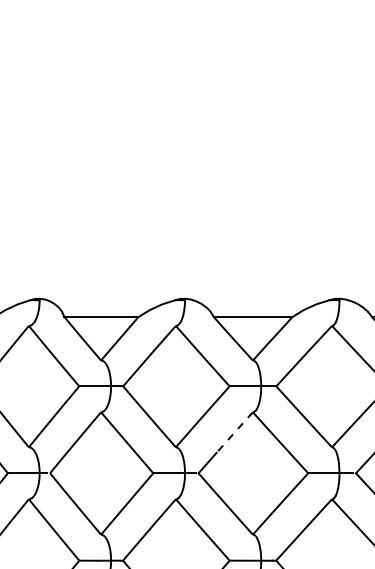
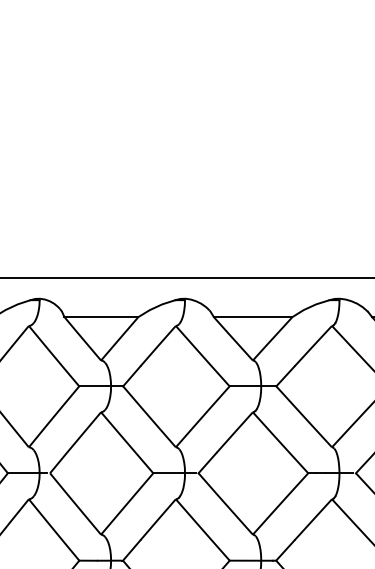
line: none -> present (186, 278)
line: dashed -> solid (234, 432)
